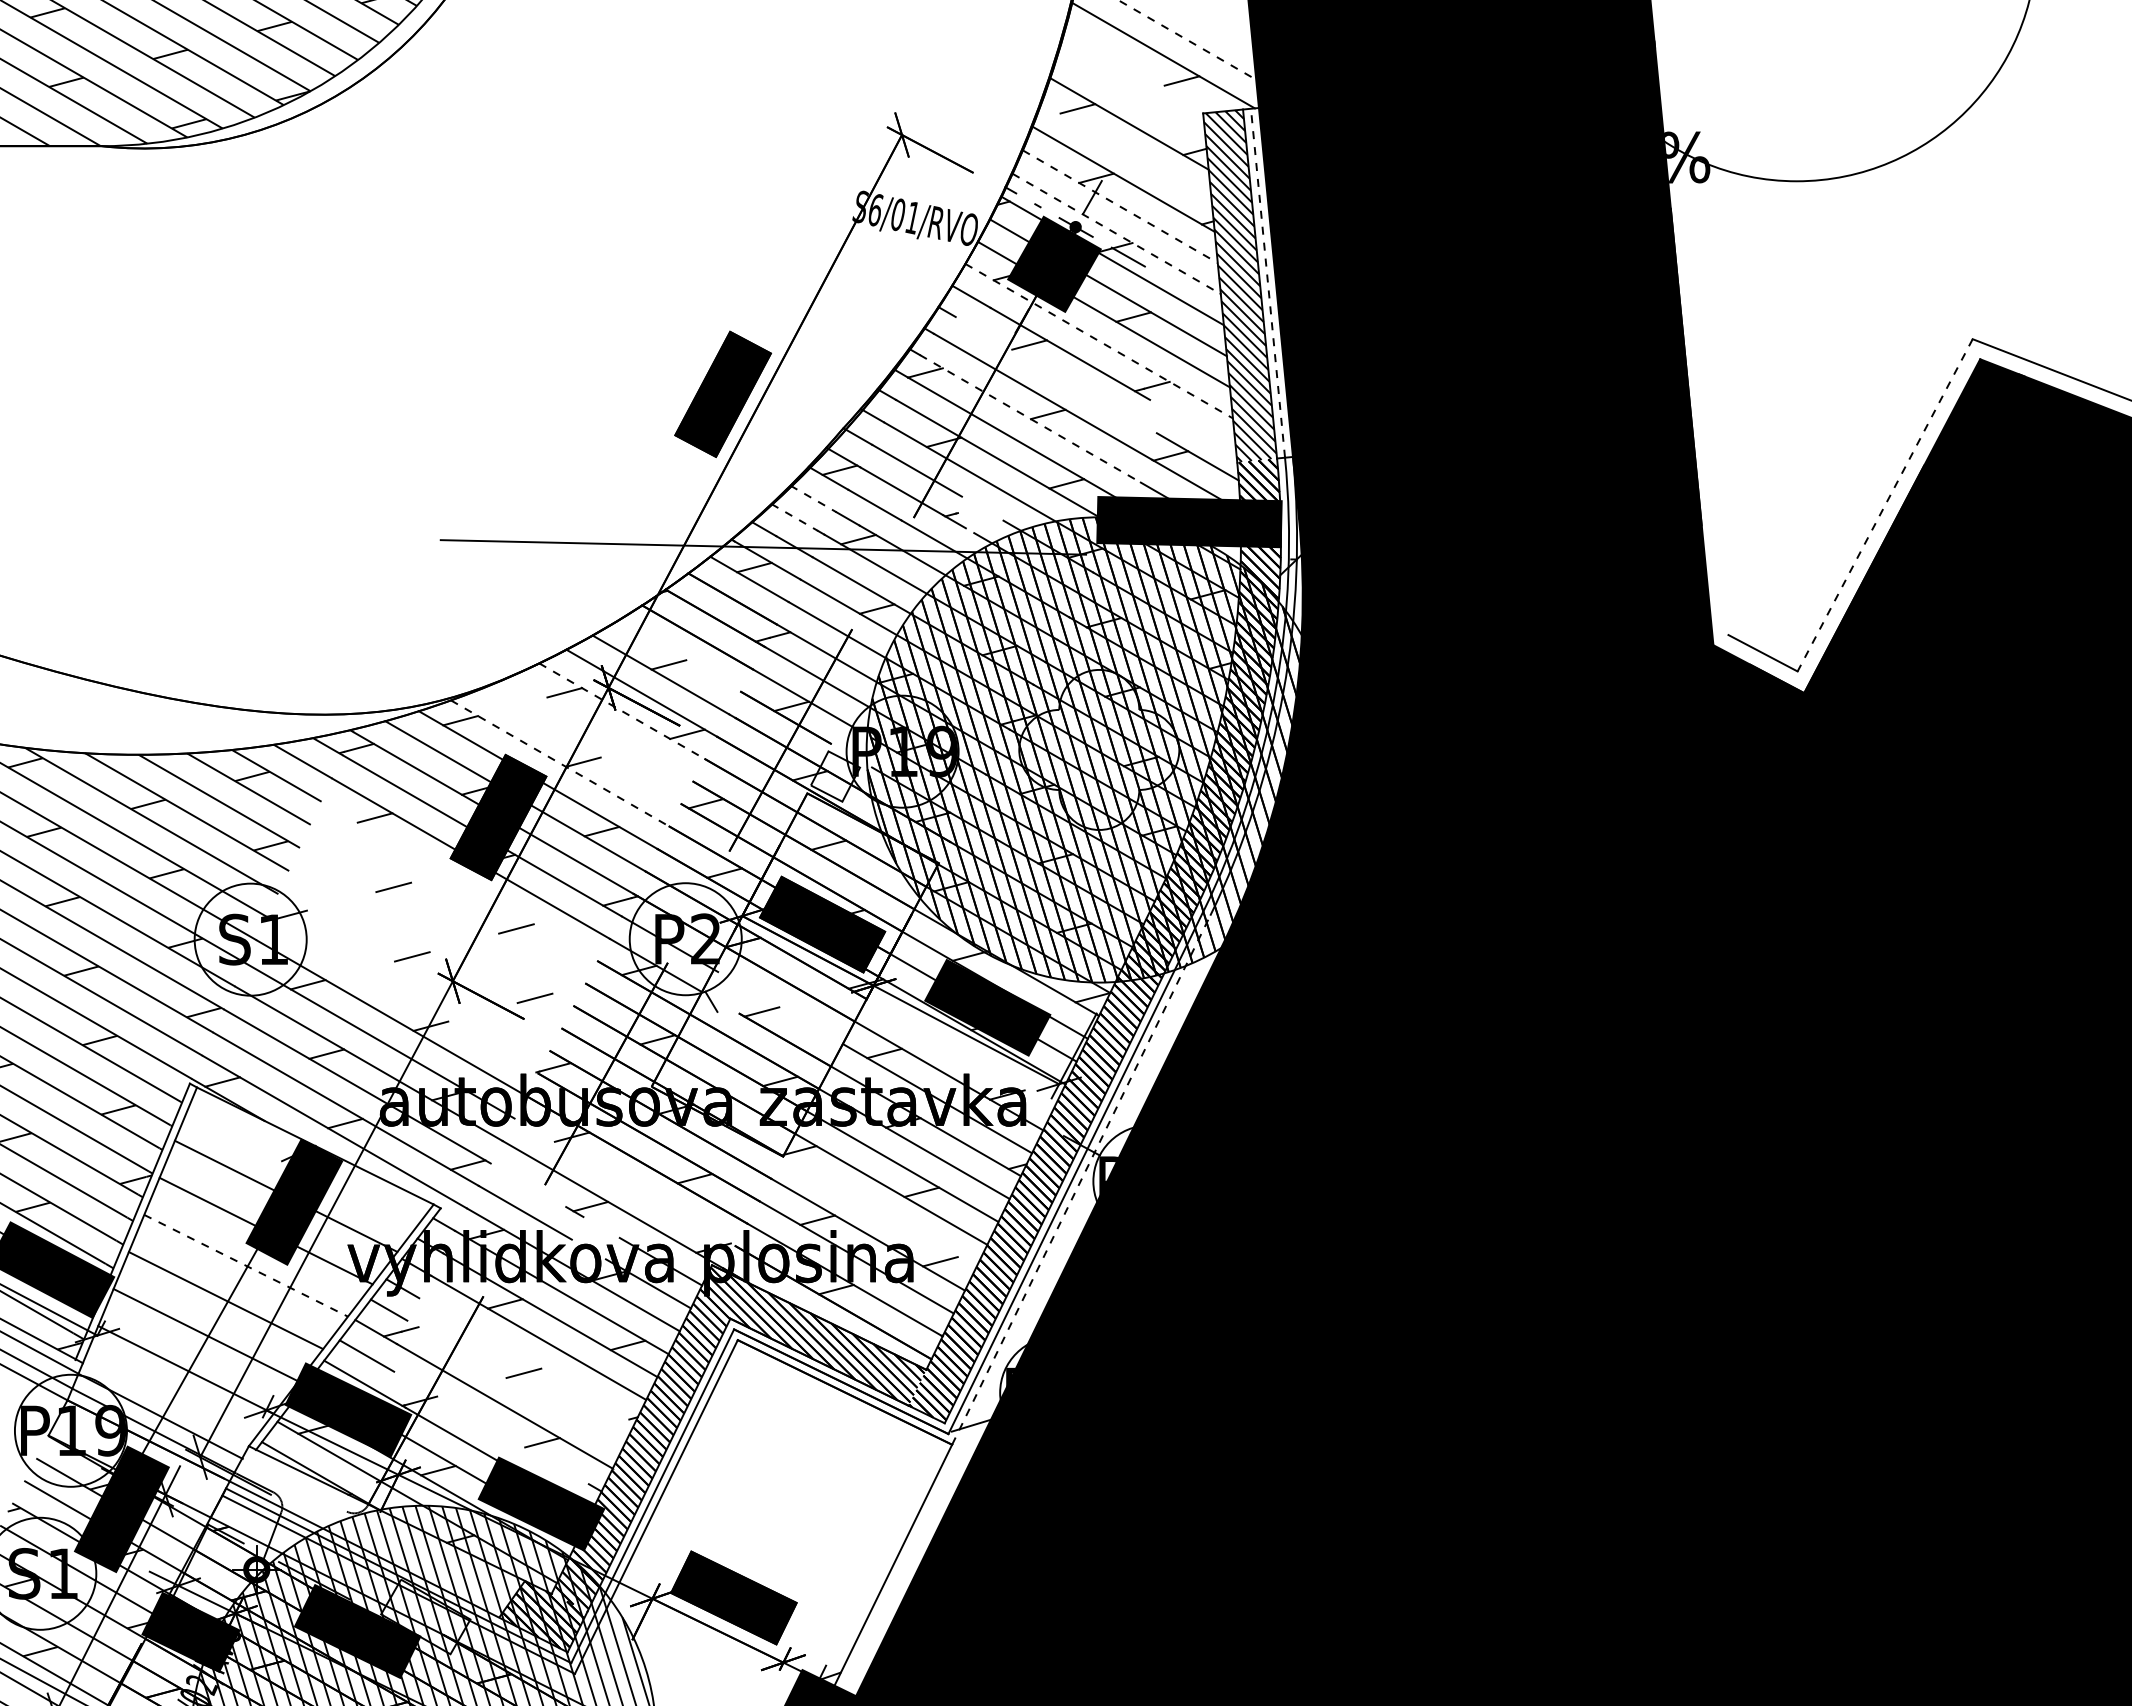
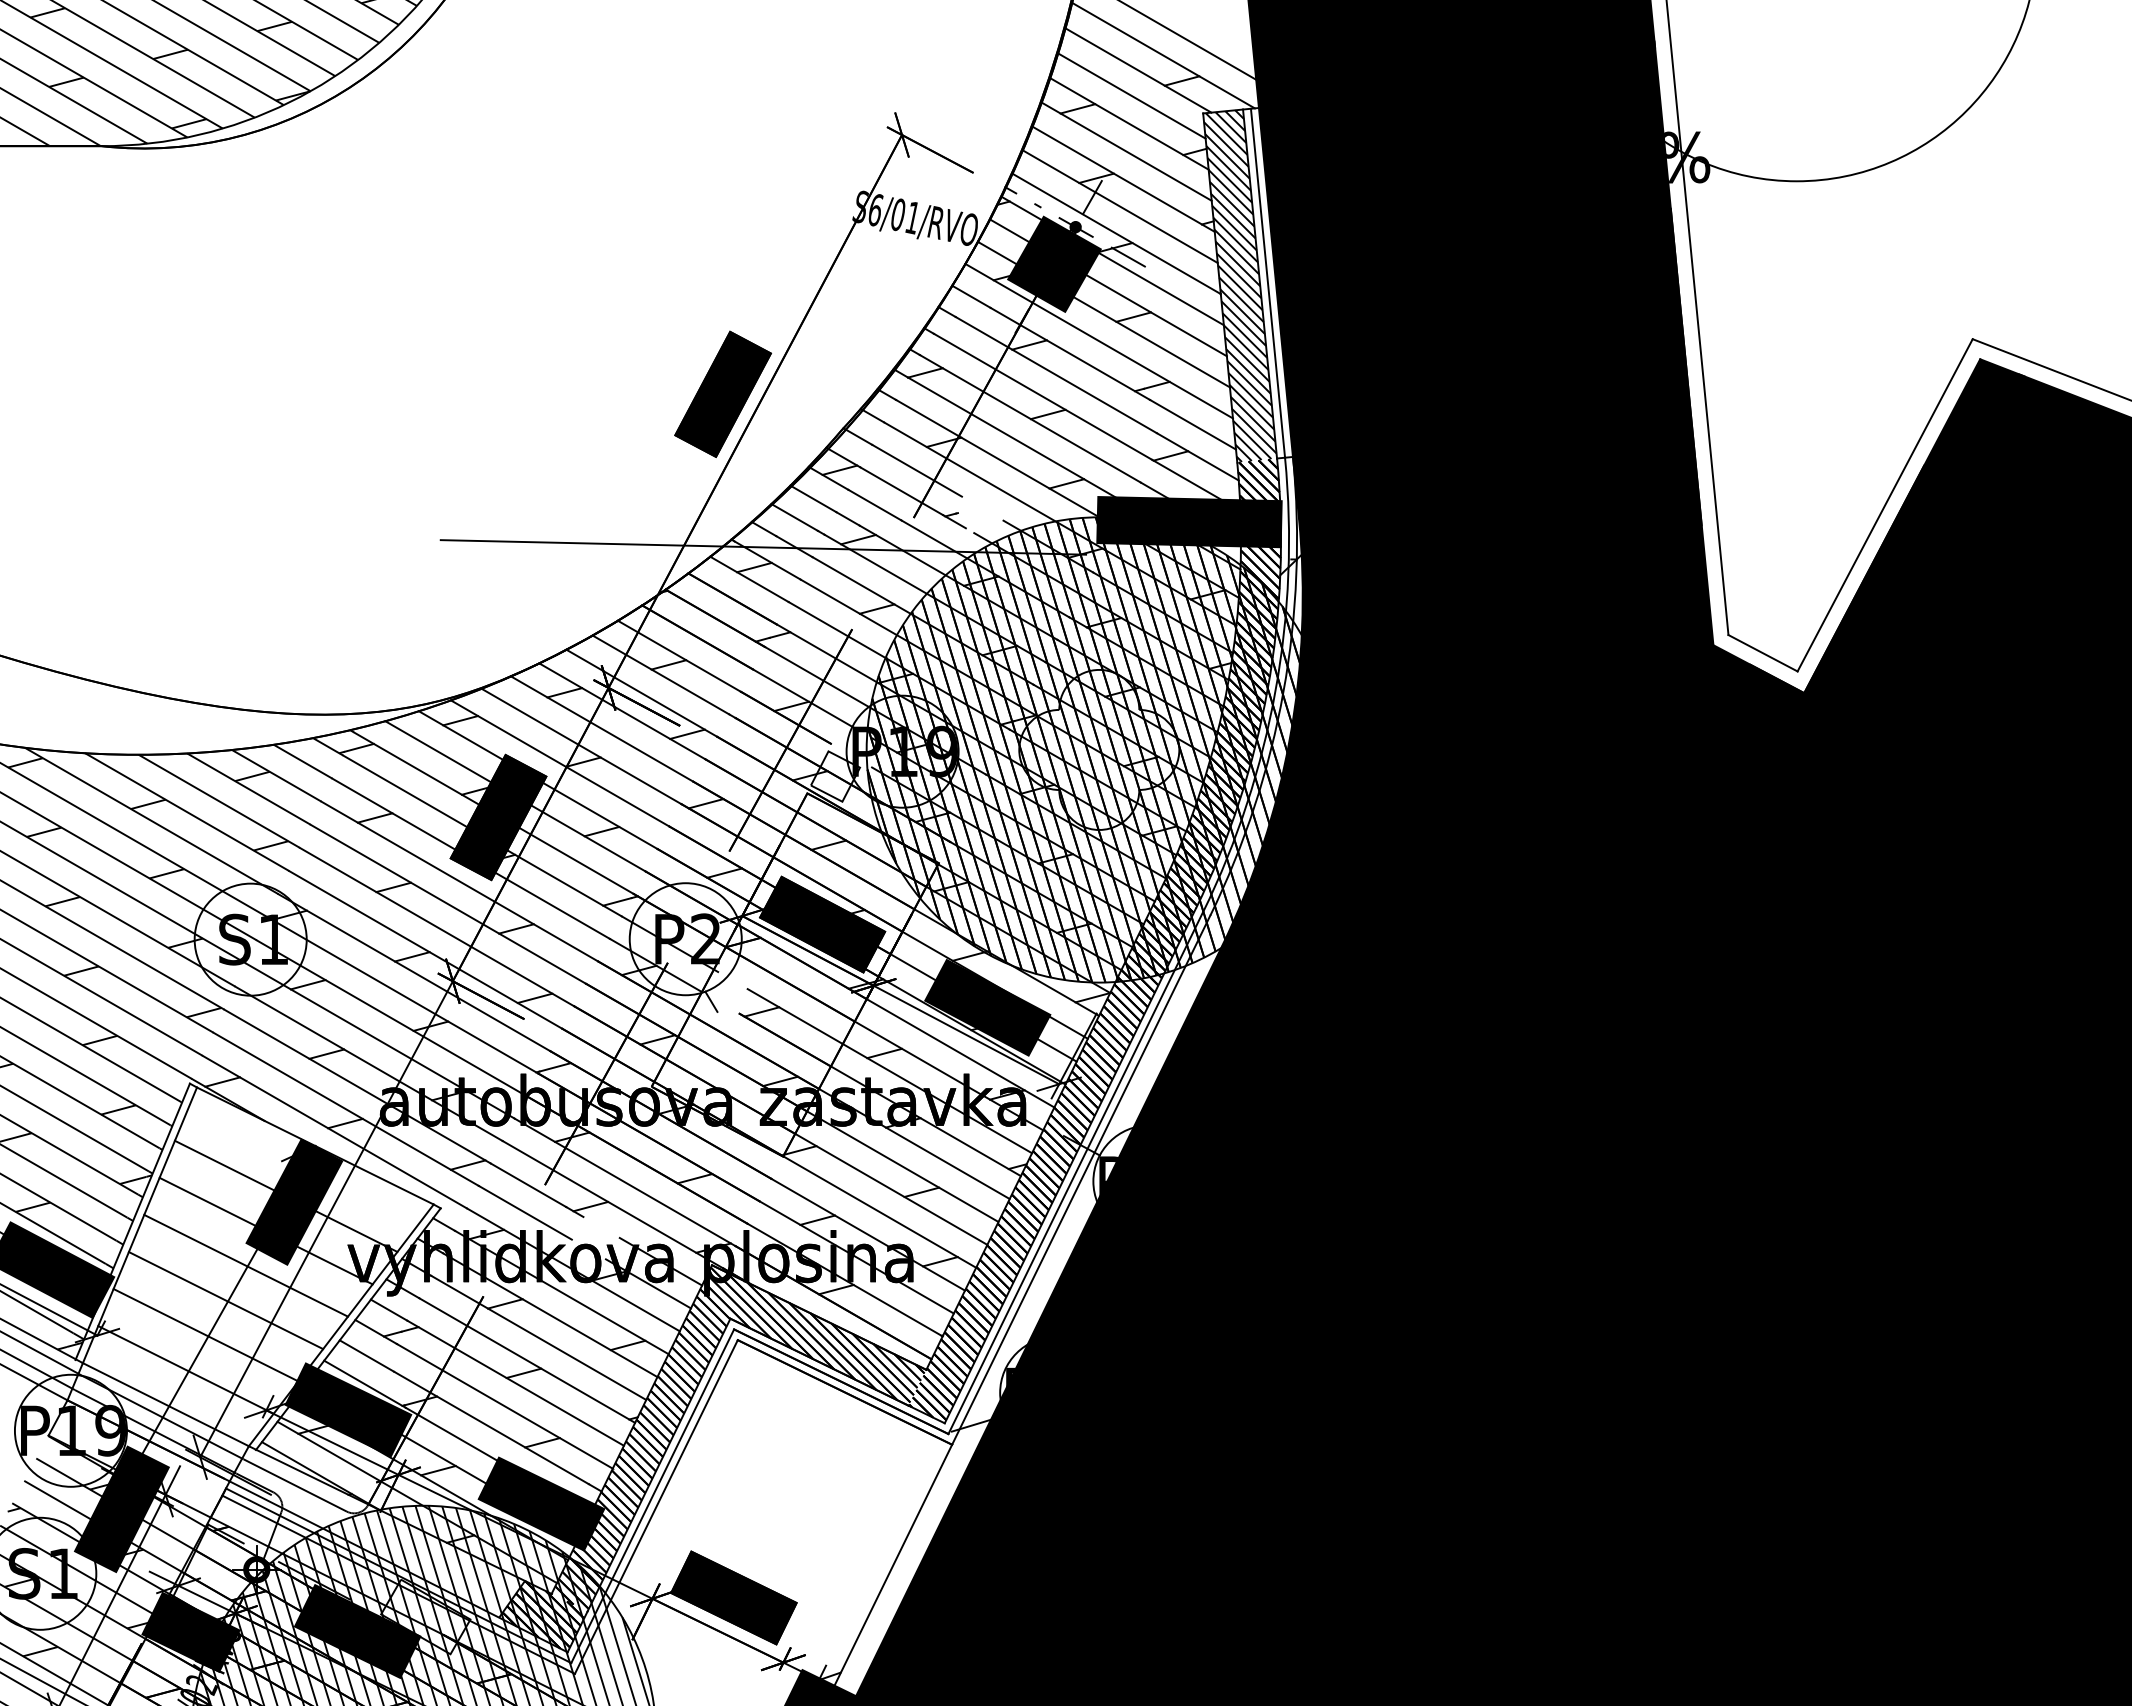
line: dashed -> solid (1187, 39)
line: none -> present (1138, 70)
line: none -> present (1131, 95)
line: none -> present (1126, 151)
line: dashed -> solid (1120, 206)
line: dashed -> solid (1117, 234)
line: dashed -> solid (1267, 282)
line: none -> present (1697, 318)
line: dashed -> solid (1099, 341)
line: none -> present (1055, 375)
line: dashed -> solid (1030, 418)
line: none -> present (1192, 424)
line: dashed -> solid (813, 498)
line: dashed -> solid (1885, 505)
line: dashed -> solid (794, 517)
line: none -> present (679, 655)
line: dashed -> solid (622, 711)
line: none -> present (602, 728)
line: none -> present (581, 746)
line: dashed -> solid (560, 763)
line: none -> present (459, 881)
line: none -> present (448, 903)
line: none -> present (436, 926)
line: none -> present (425, 949)
line: none -> present (414, 972)
line: none -> present (402, 995)
line: none -> present (794, 1016)
line: none -> present (960, 1053)
line: dashed -> solid (1081, 1179)
line: none -> present (624, 1182)
line: none -> present (528, 1185)
line: none -> present (879, 1211)
line: dashed -> solid (246, 1265)
line: none -> present (527, 1360)
line: none -> present (515, 1382)
line: none -> present (165, 1404)
line: none -> present (491, 1427)
line: none -> present (294, 1485)
